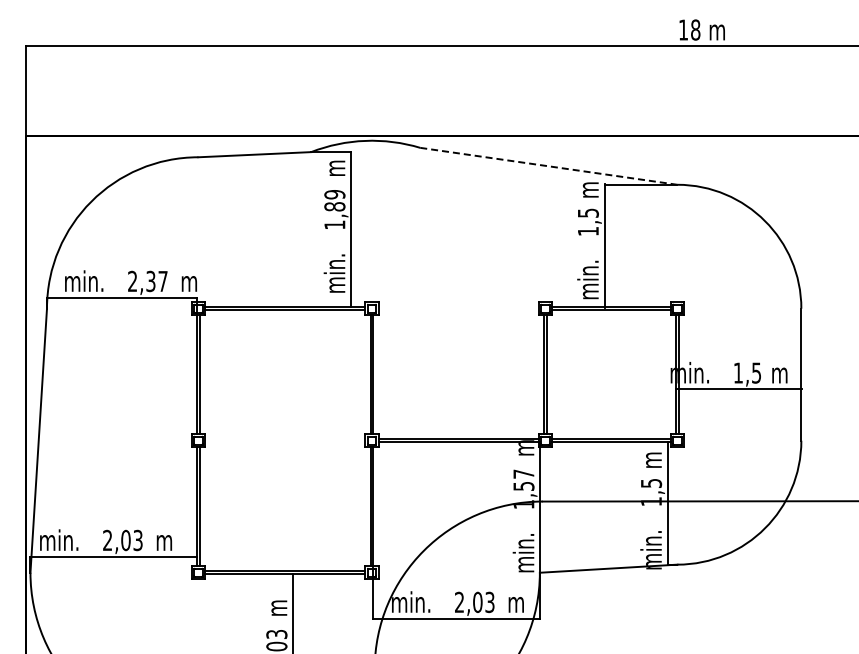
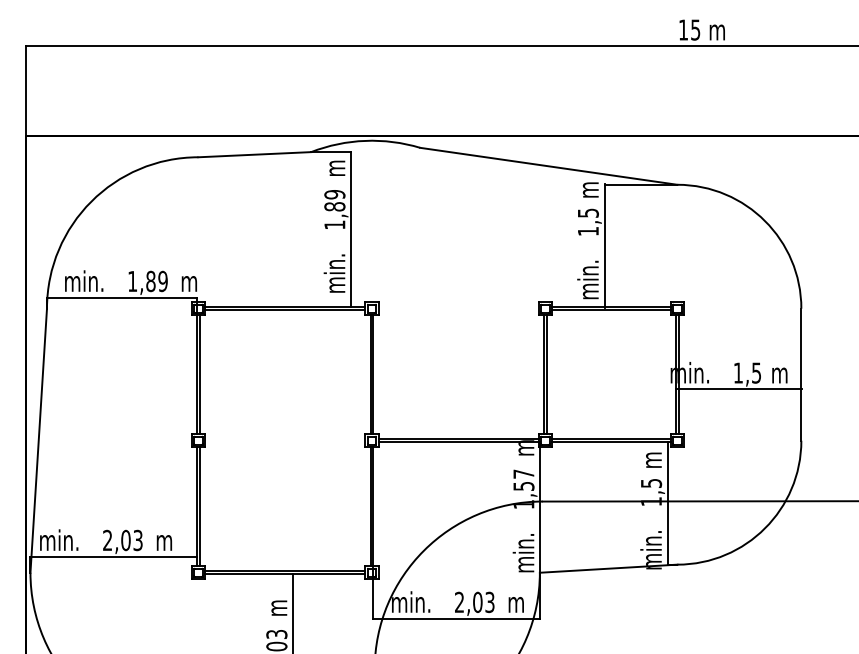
text: 18 -> 15 (695, 29)
line: dashed -> solid (548, 166)
text: 2,37 -> 1,89 (147, 281)
